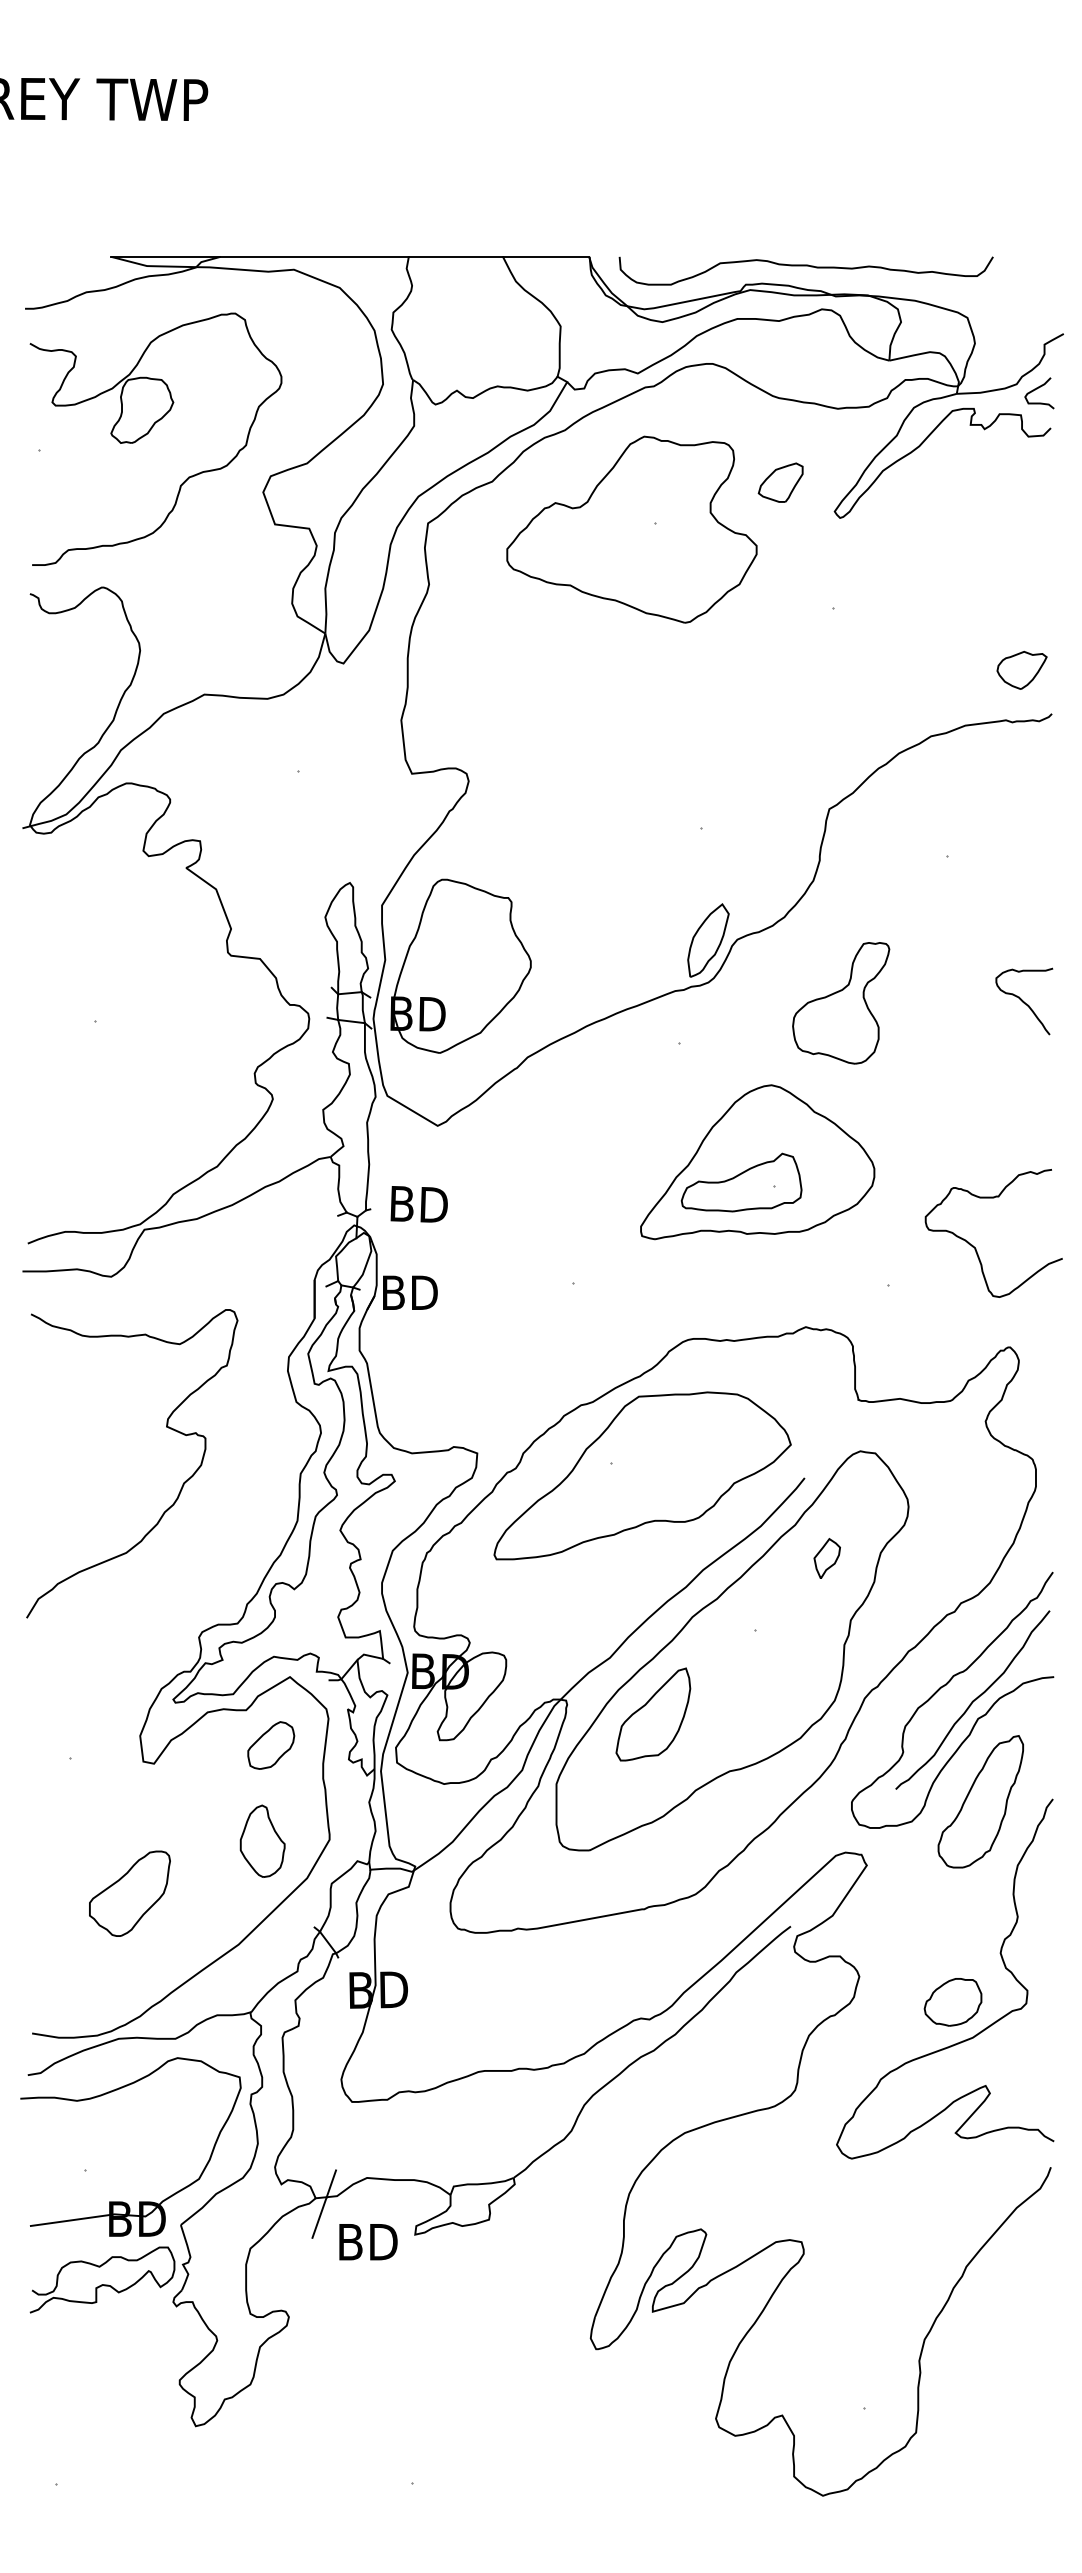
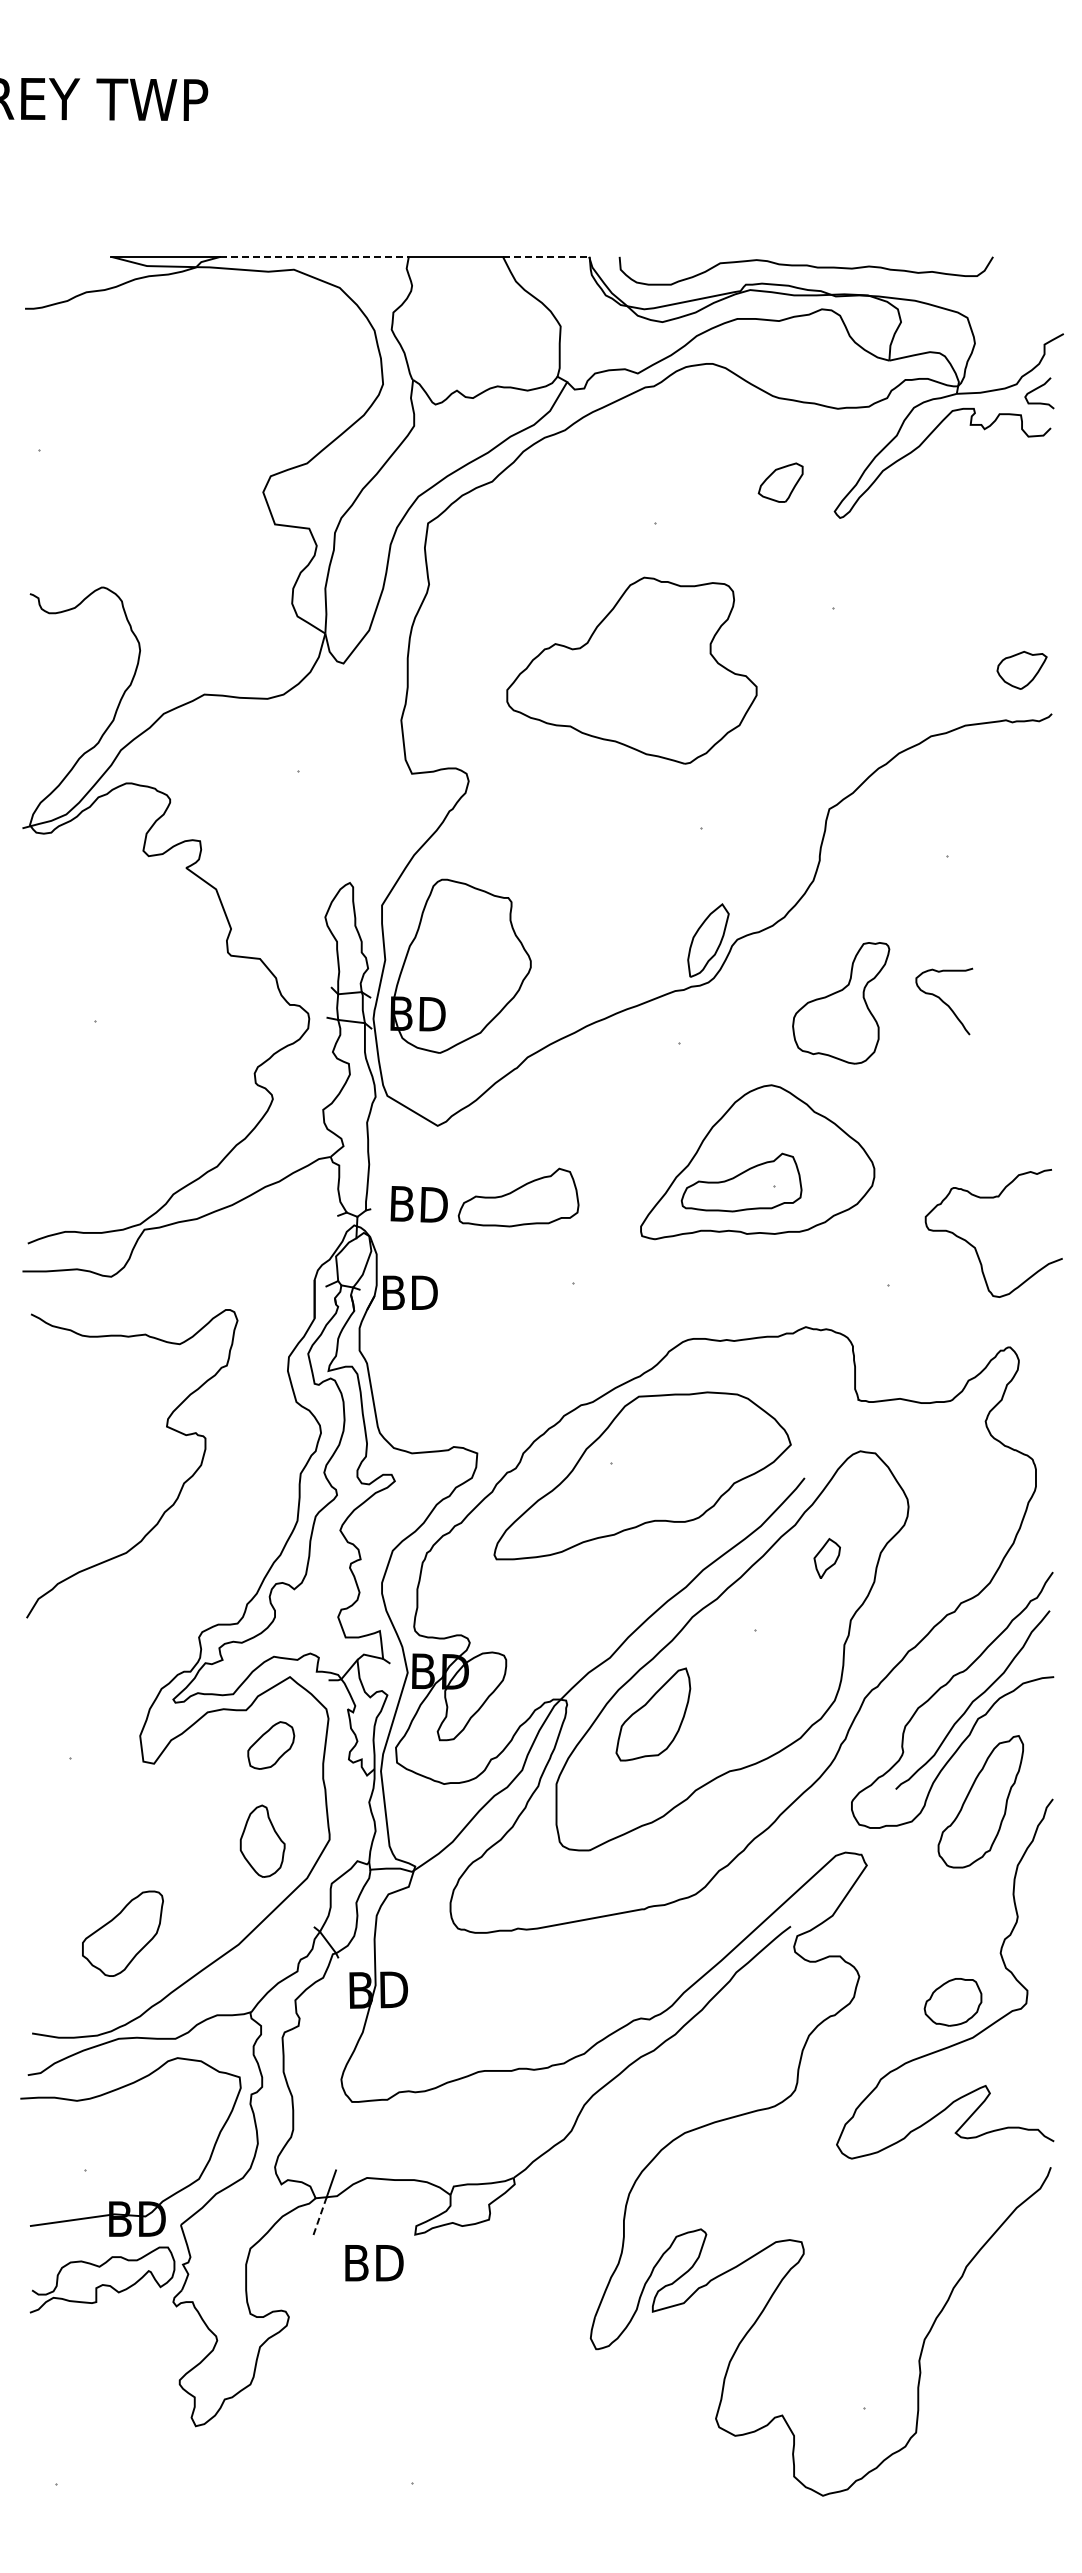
line: solid -> dashed (315, 256)
line: solid -> dashed (546, 256)
part: present -> none (149, 432)
part position: (631, 529) -> (631, 670) (631, 670)
curve position: (1024, 1001) -> (944, 1001) (944, 1001)
part: none -> present (518, 1197)
part position: (129, 1893) -> (122, 1933) (122, 1933)
line: solid -> dashed (319, 2217)
text position: (368, 2242) -> (374, 2263) (374, 2263)
